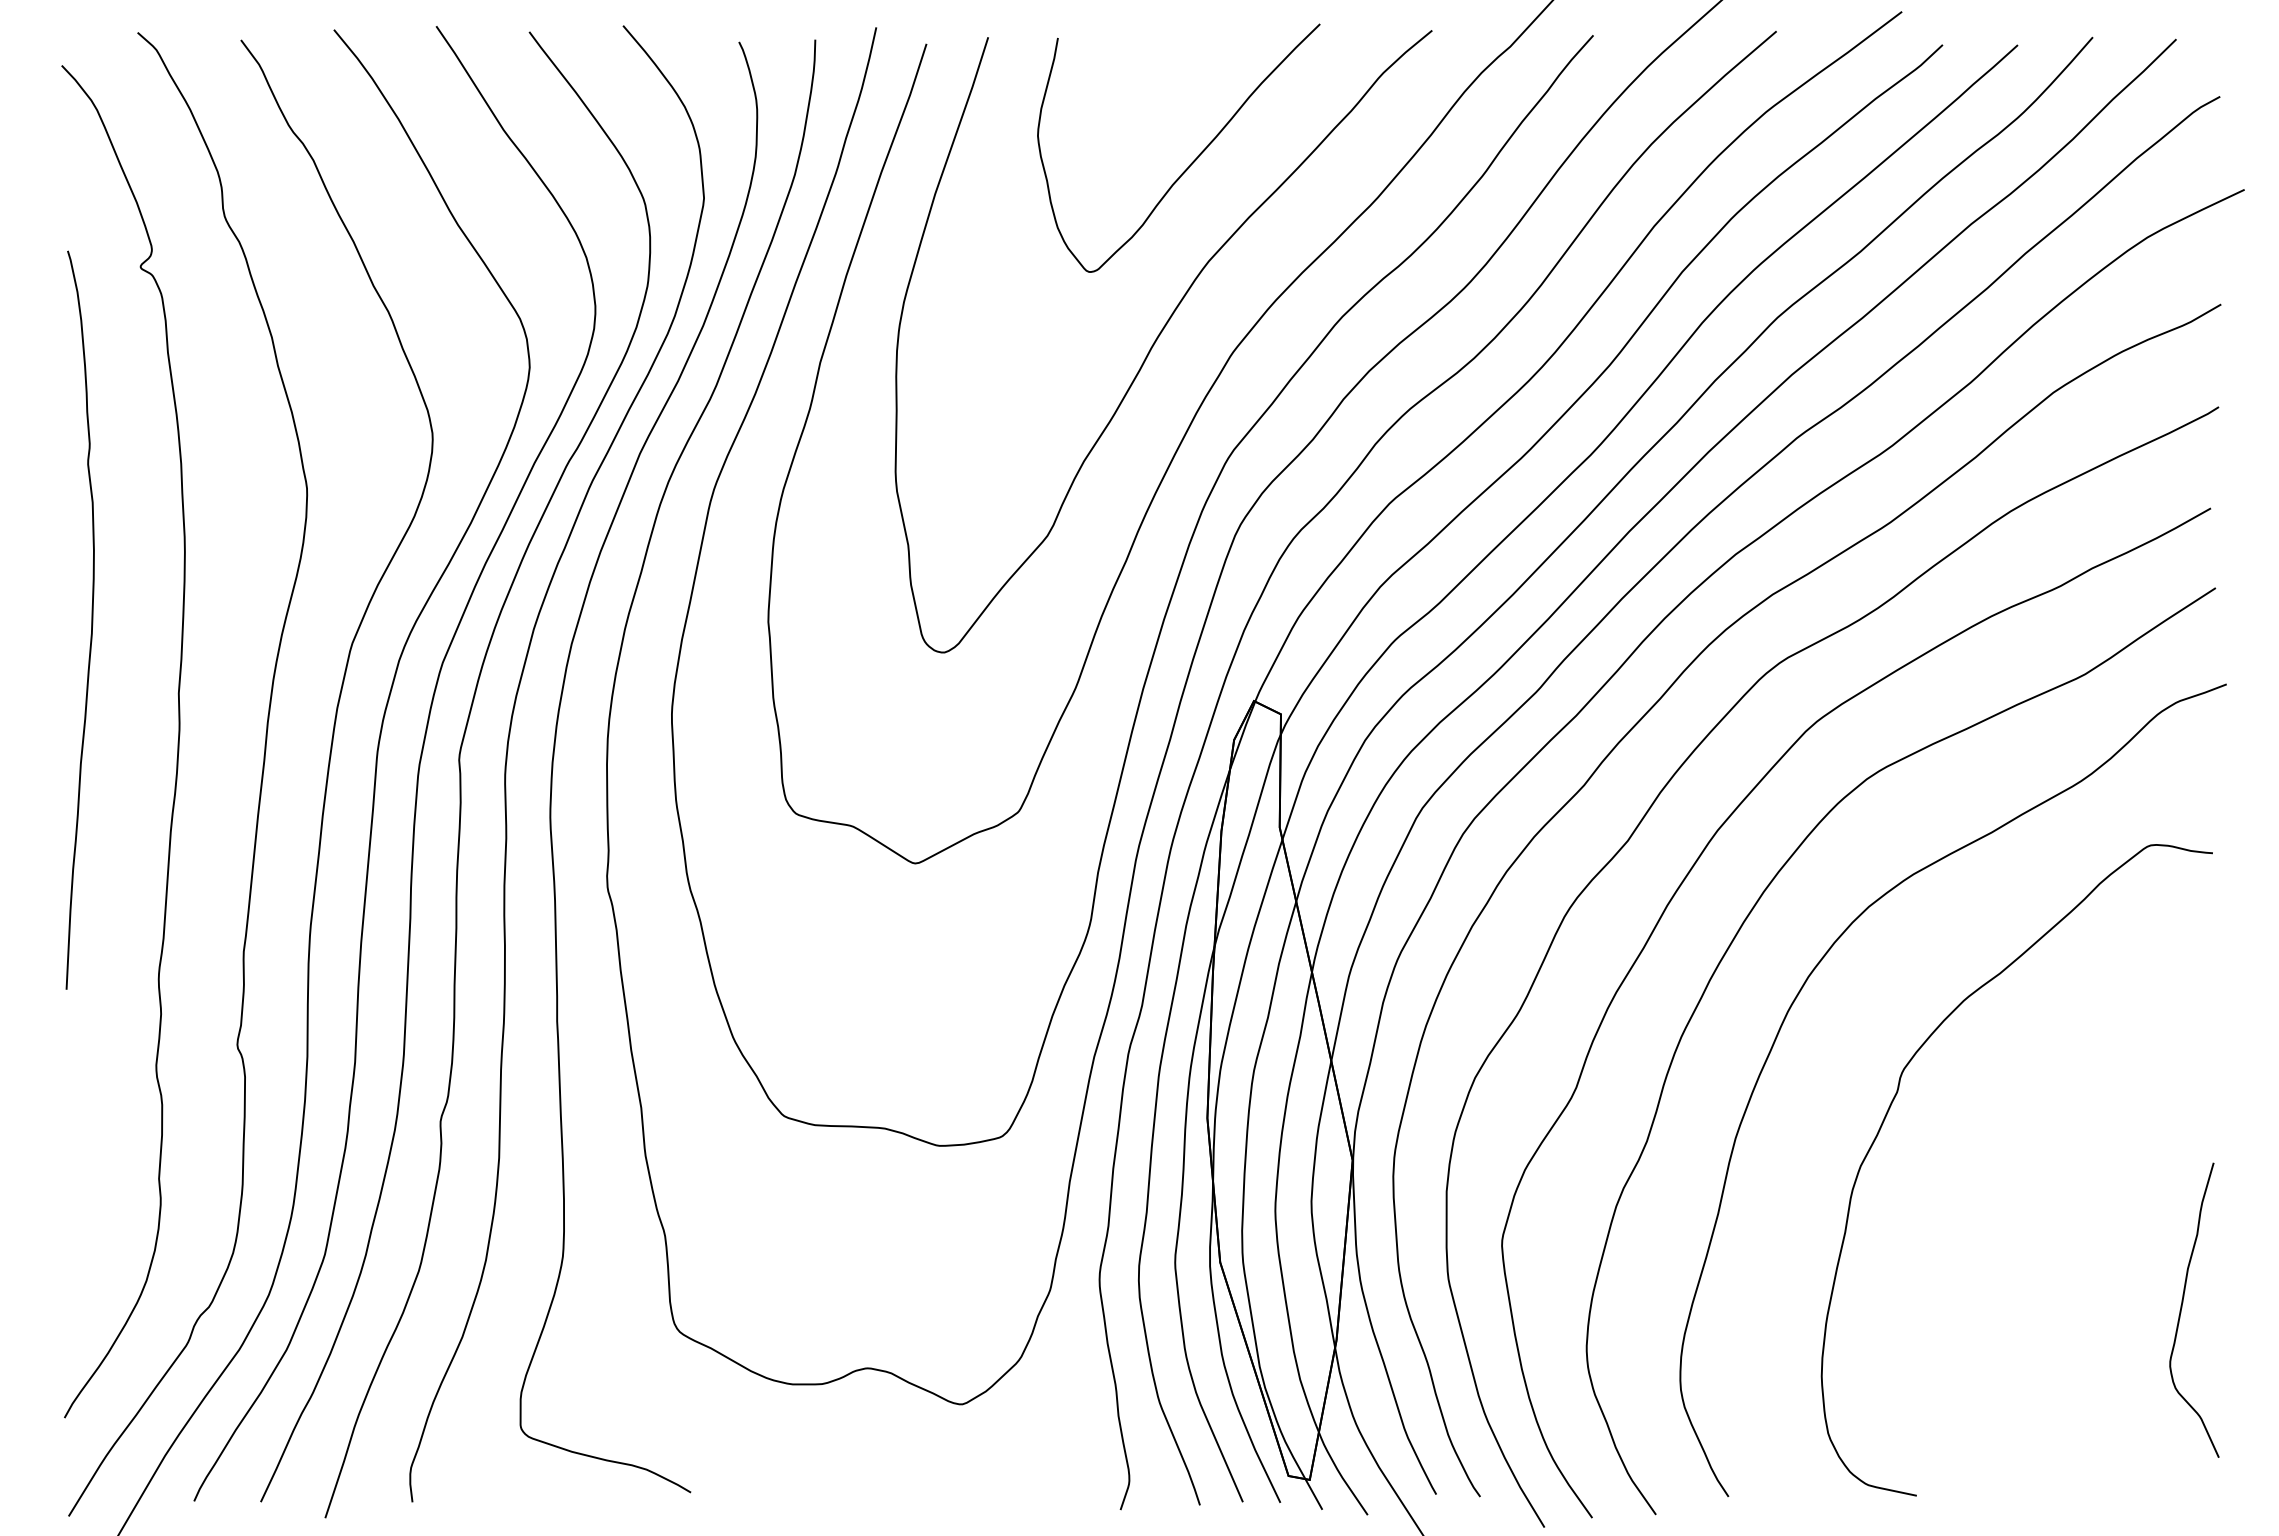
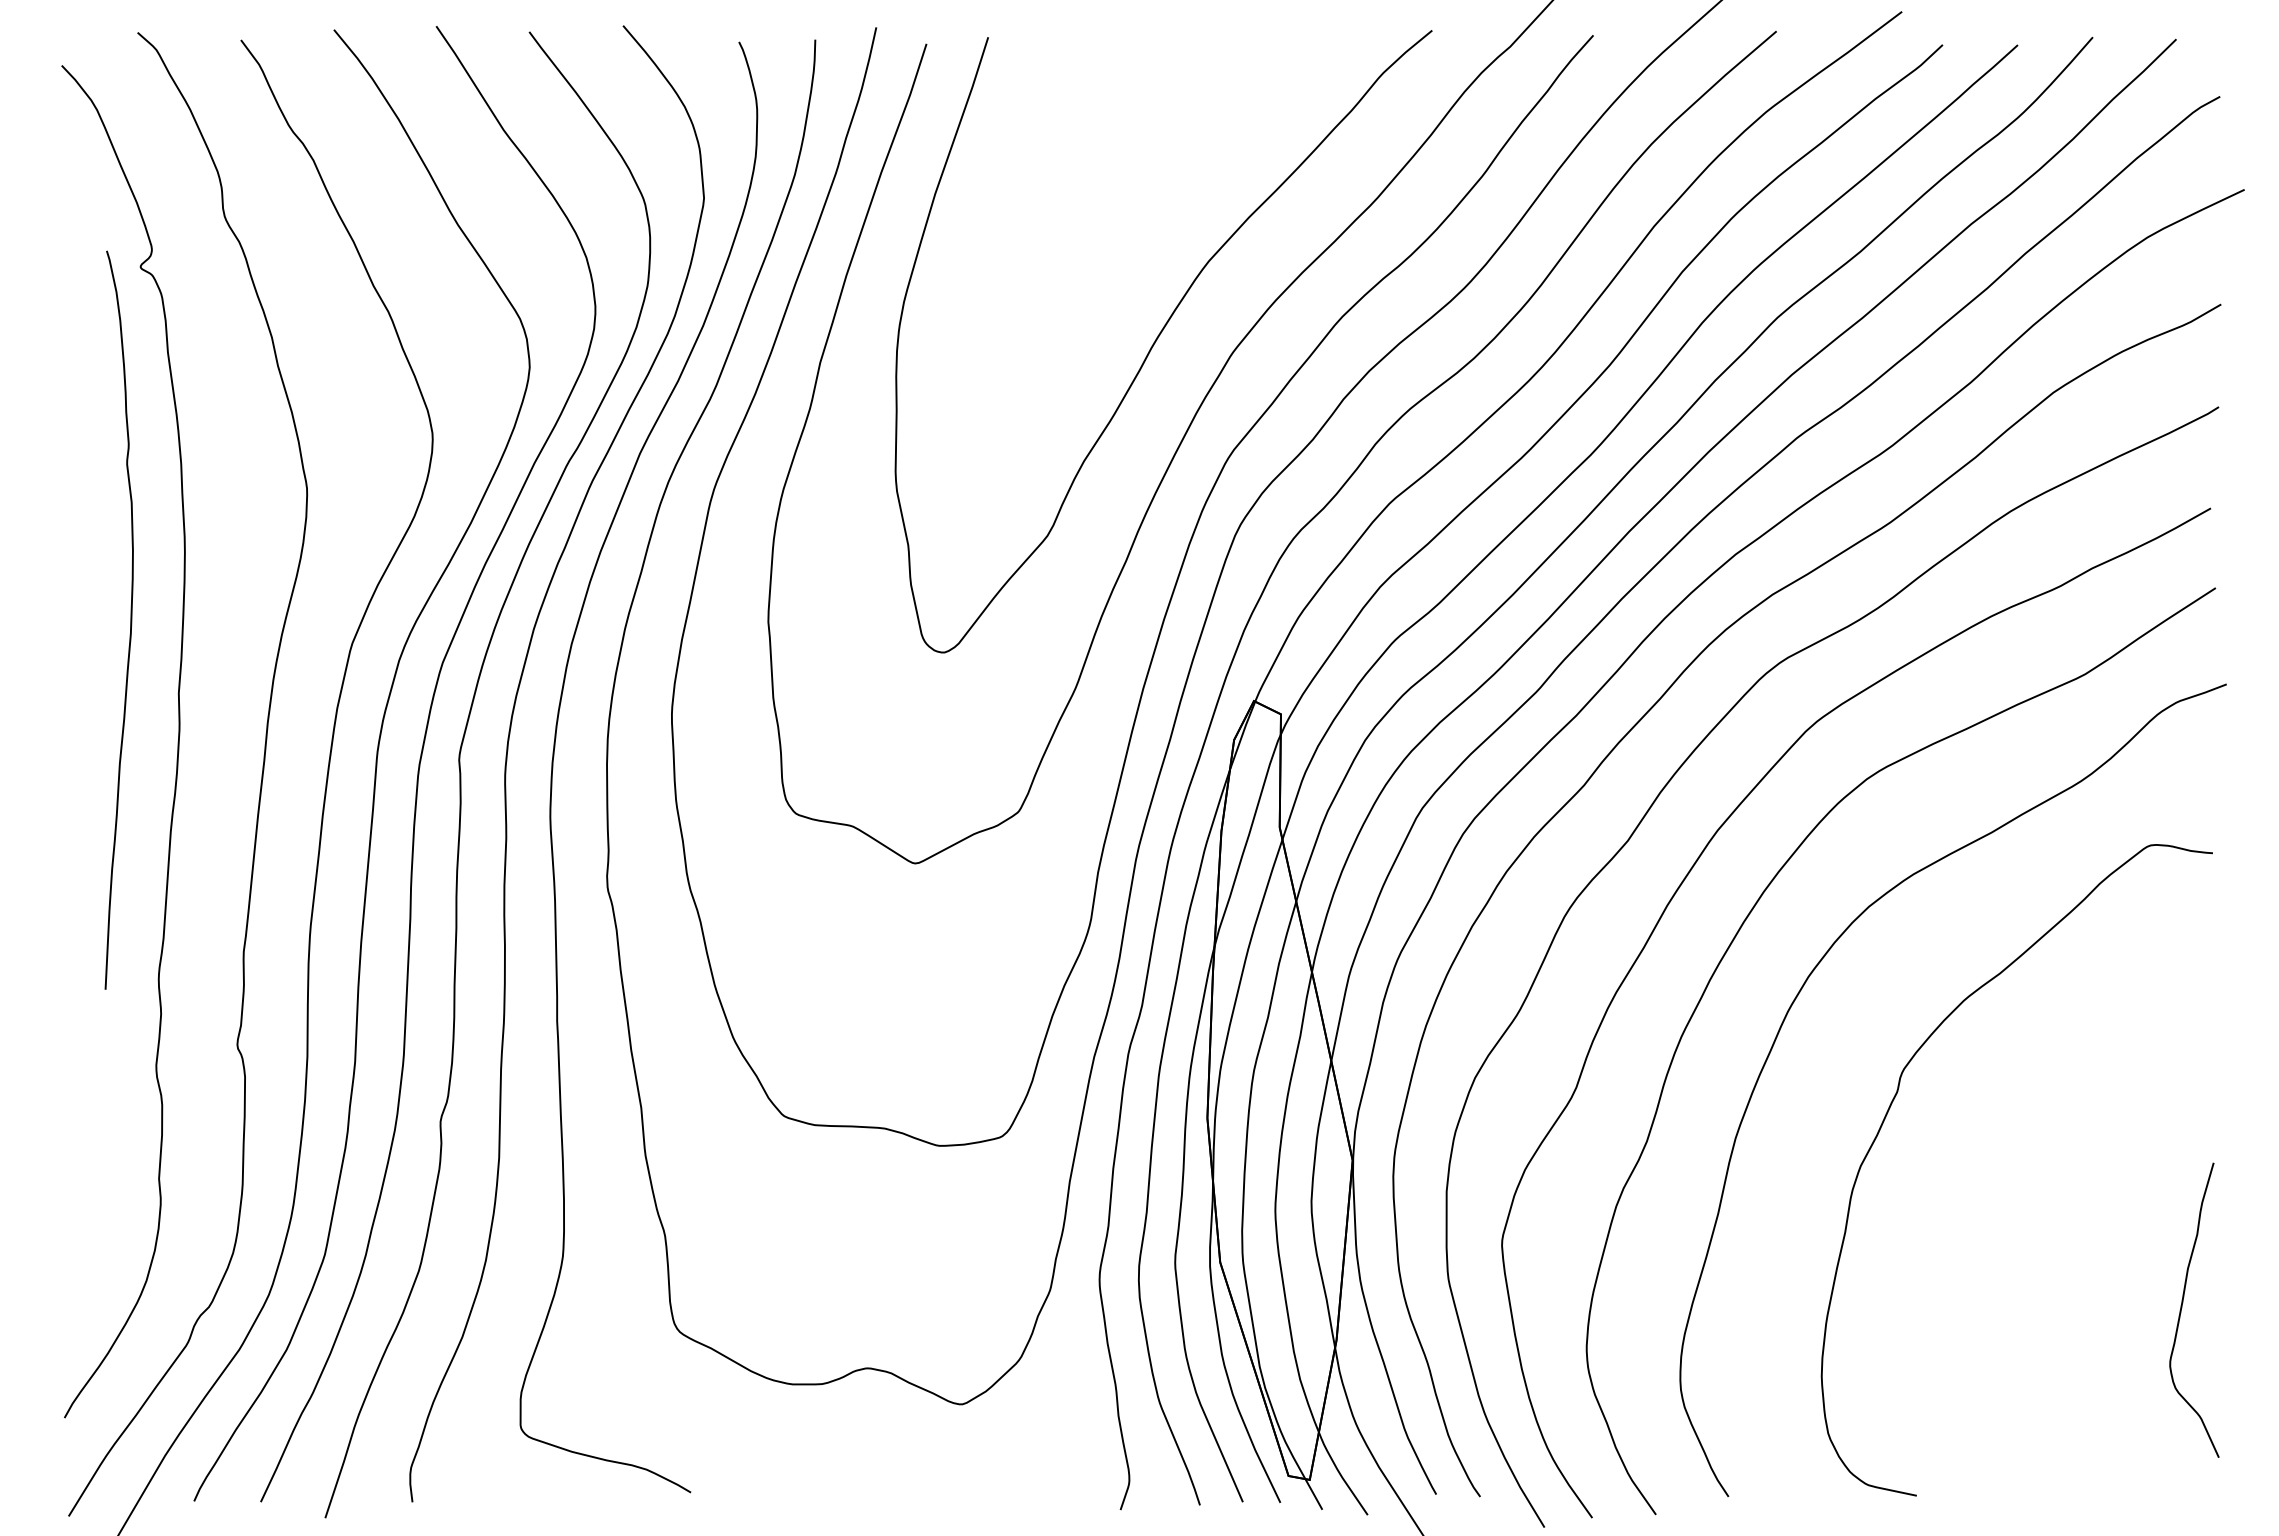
curve: present -> none (1192, 161)
curve position: (91, 619) -> (130, 619) (130, 619)
